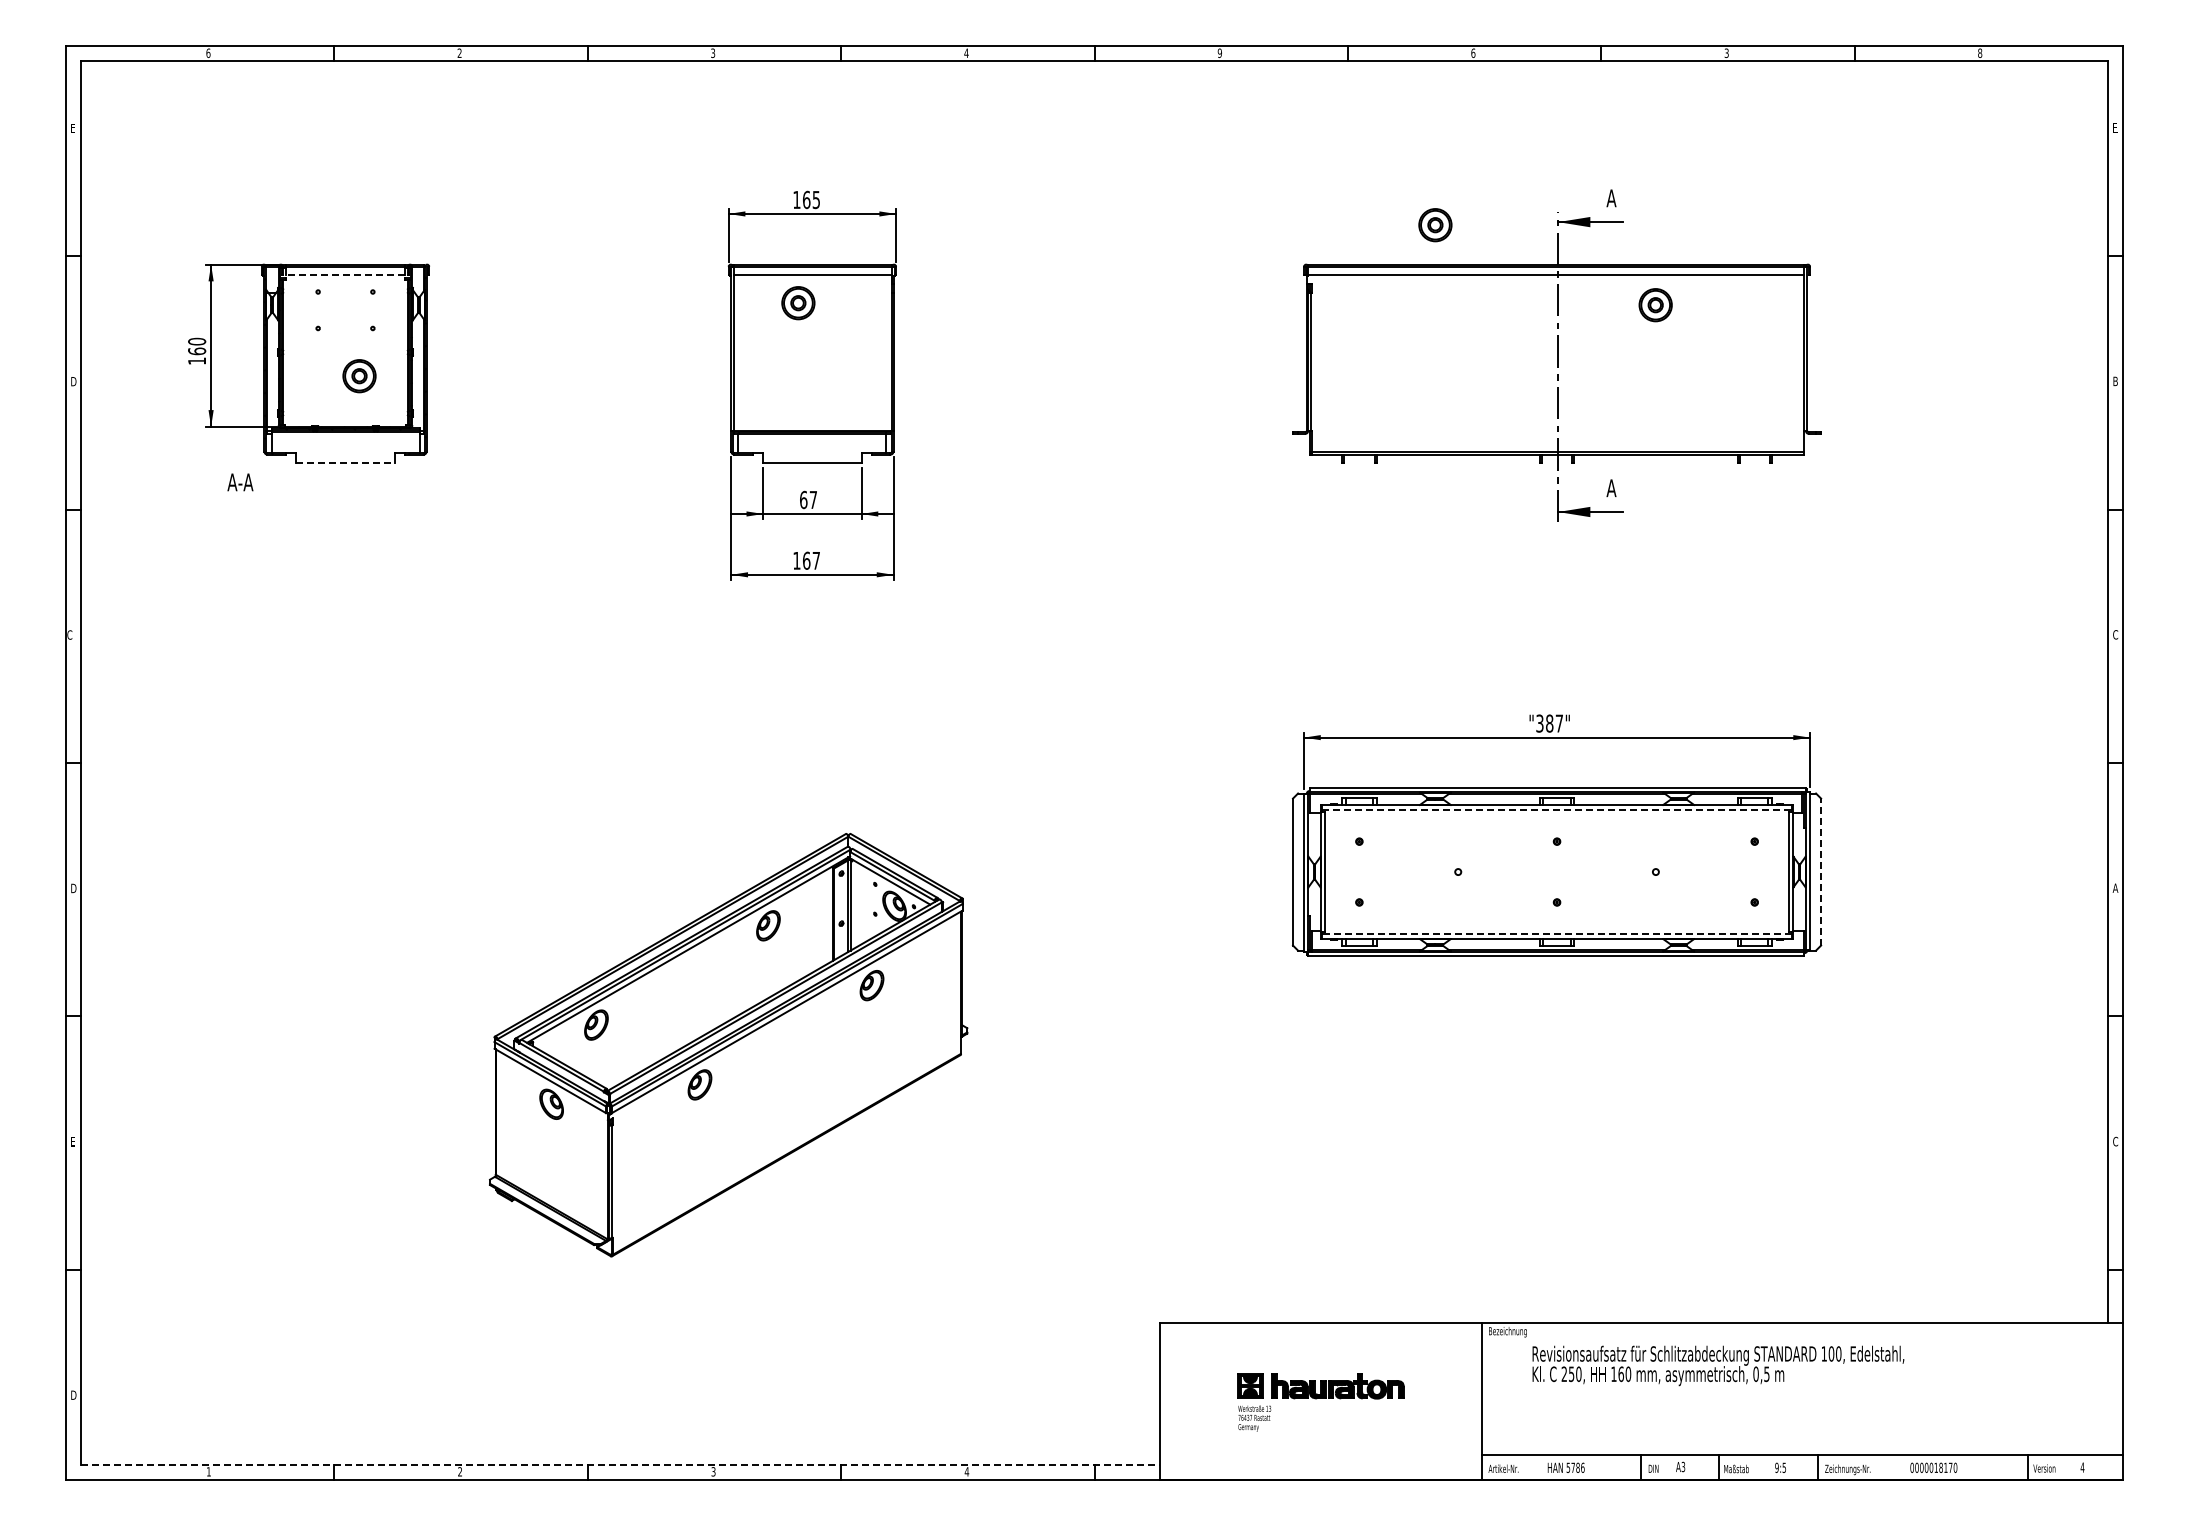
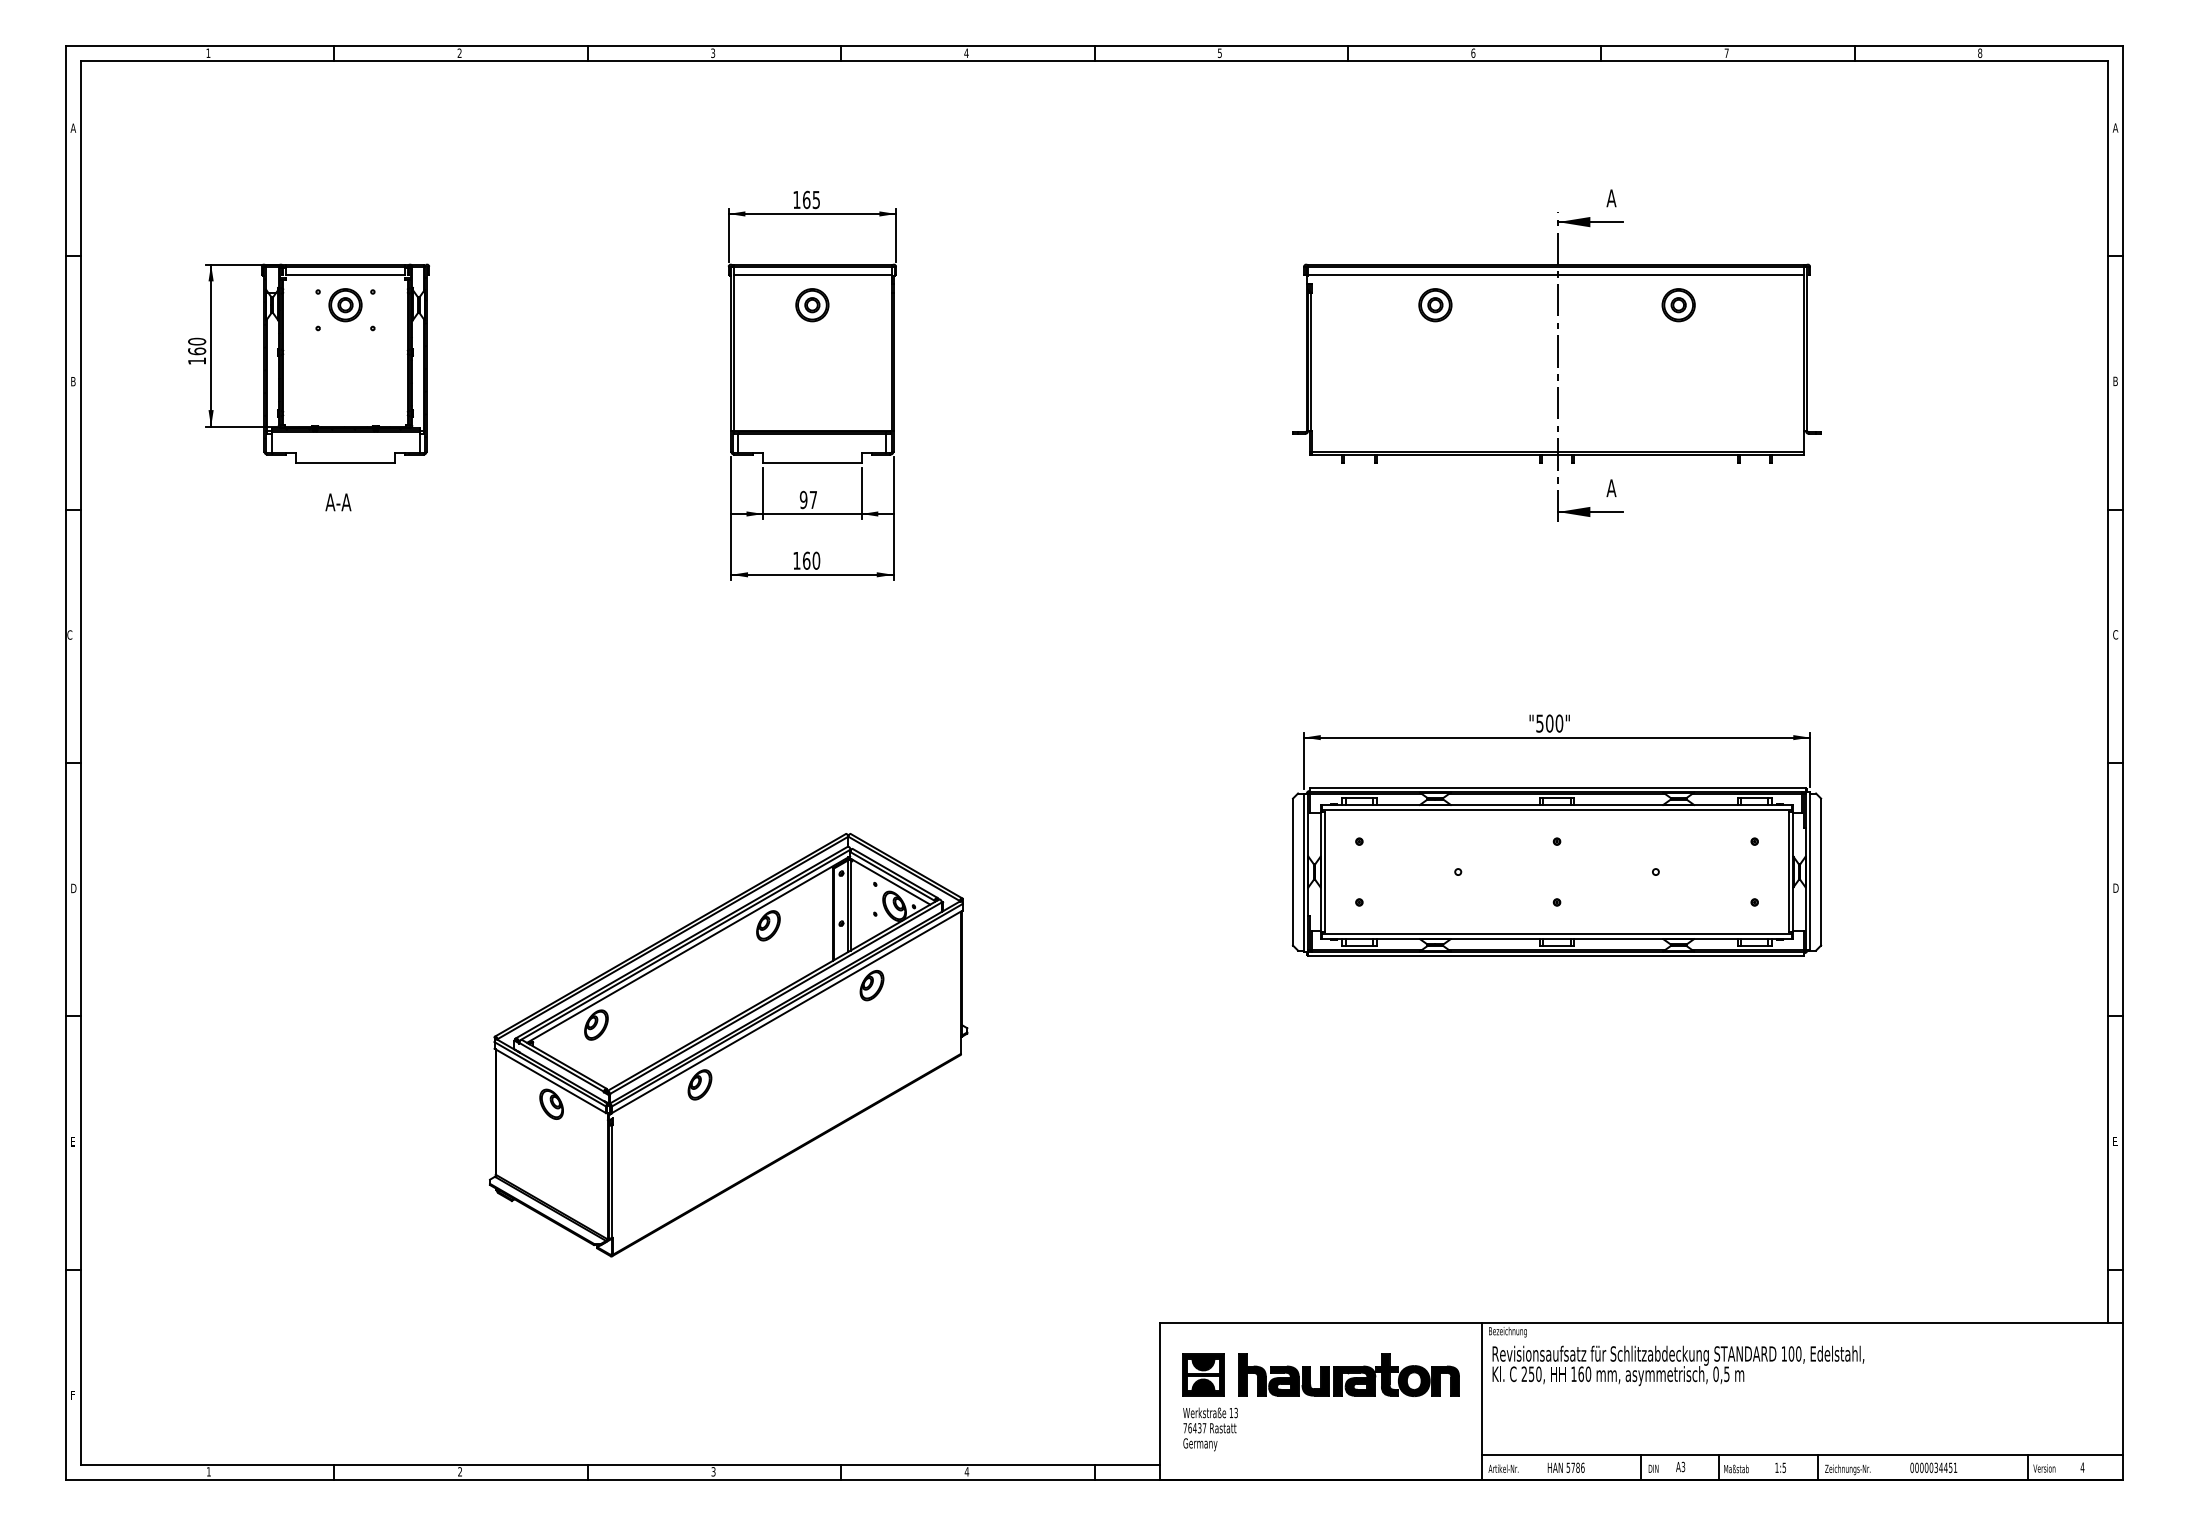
text: 6 -> 1 (208, 52)
text: 9 -> 5 (1219, 52)
text: 3 -> 7 (1726, 53)
text: E -> A (73, 127)
text: E -> A (2115, 127)
part position: (1435, 225) -> (1435, 305) (1435, 305)
line: dashed -> solid (345, 274)
part position: (798, 303) -> (812, 305) (812, 305)
part position: (1655, 305) -> (1678, 305) (1678, 305)
part position: (359, 376) -> (345, 305) (345, 305)
text: D -> B (74, 381)
line: dashed -> solid (346, 463)
text position: (240, 482) -> (338, 502) (338, 502)
text: 67 -> 97 (803, 499)
text: 167 -> 160 (816, 560)
text: "387" -> "500" (1549, 723)
line: dashed -> solid (1557, 809)
line: dashed -> solid (1821, 871)
text: A -> D (2115, 887)
line: dashed -> solid (1557, 934)
text: C -> E (2115, 1141)
text position: (1718, 1365) -> (1678, 1365) (1678, 1365)
text: D -> F (73, 1394)
part size: 168x59 px -> 278x99 px (1320, 1402)
line: dashed -> solid (620, 1464)
text: 9:5 -> 1:5 (1776, 1467)
text: 0000018170 -> 0000034451 (1945, 1467)
